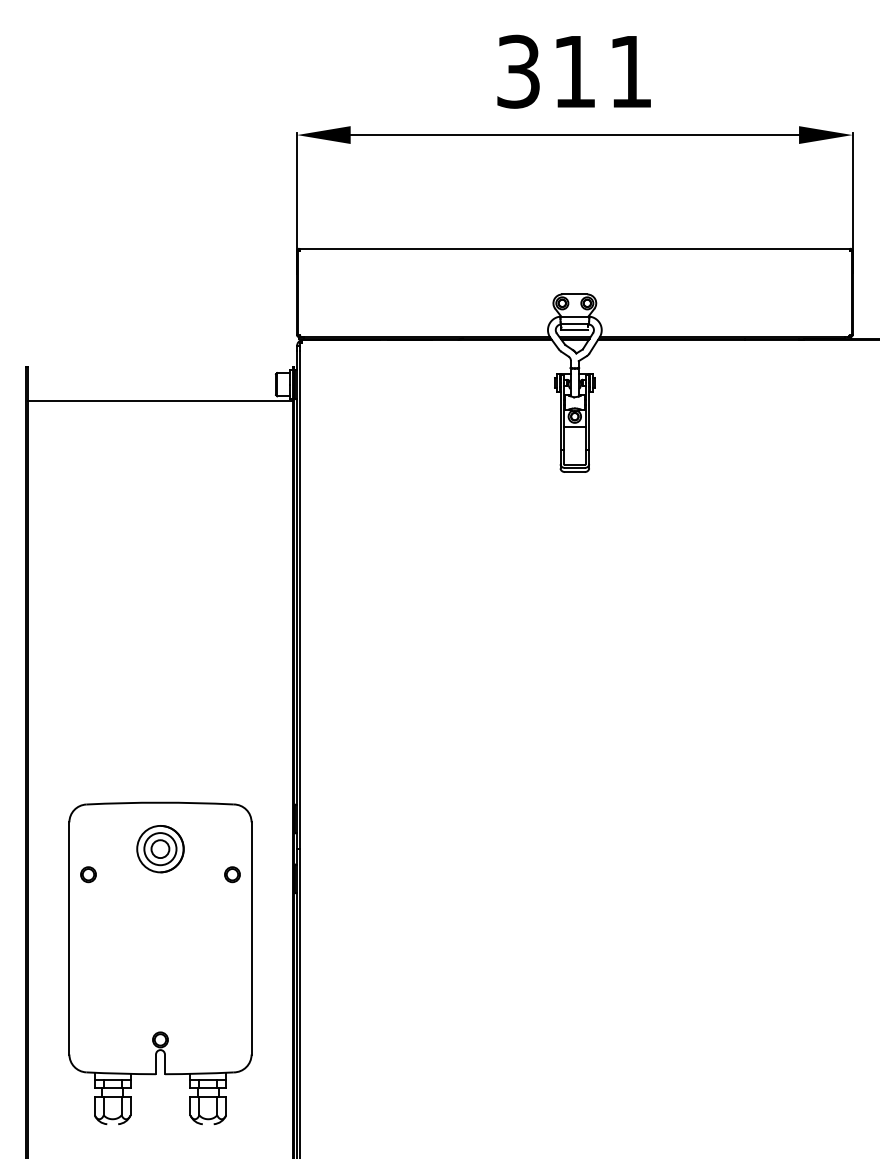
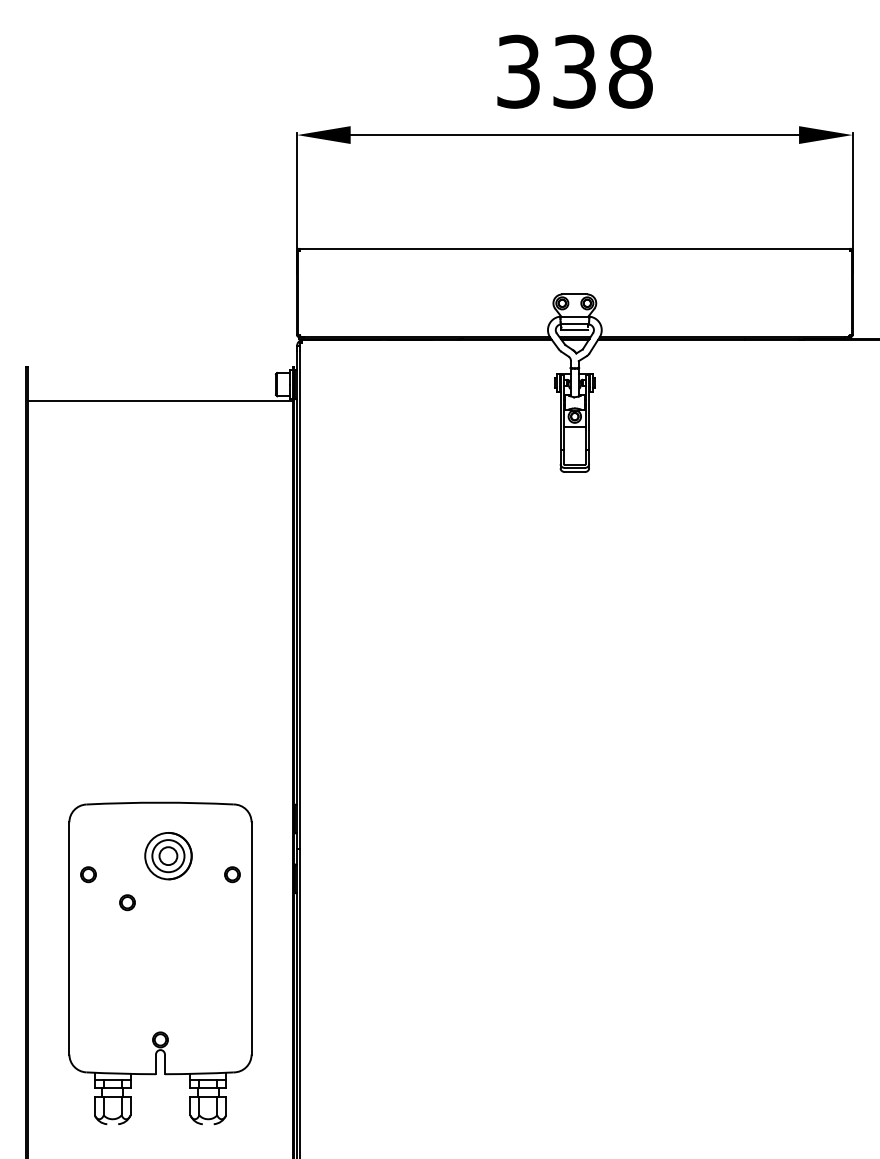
text: 311 -> 338 (602, 71)
part position: (160, 849) -> (168, 856) (168, 856)
part: none -> present (127, 902)
